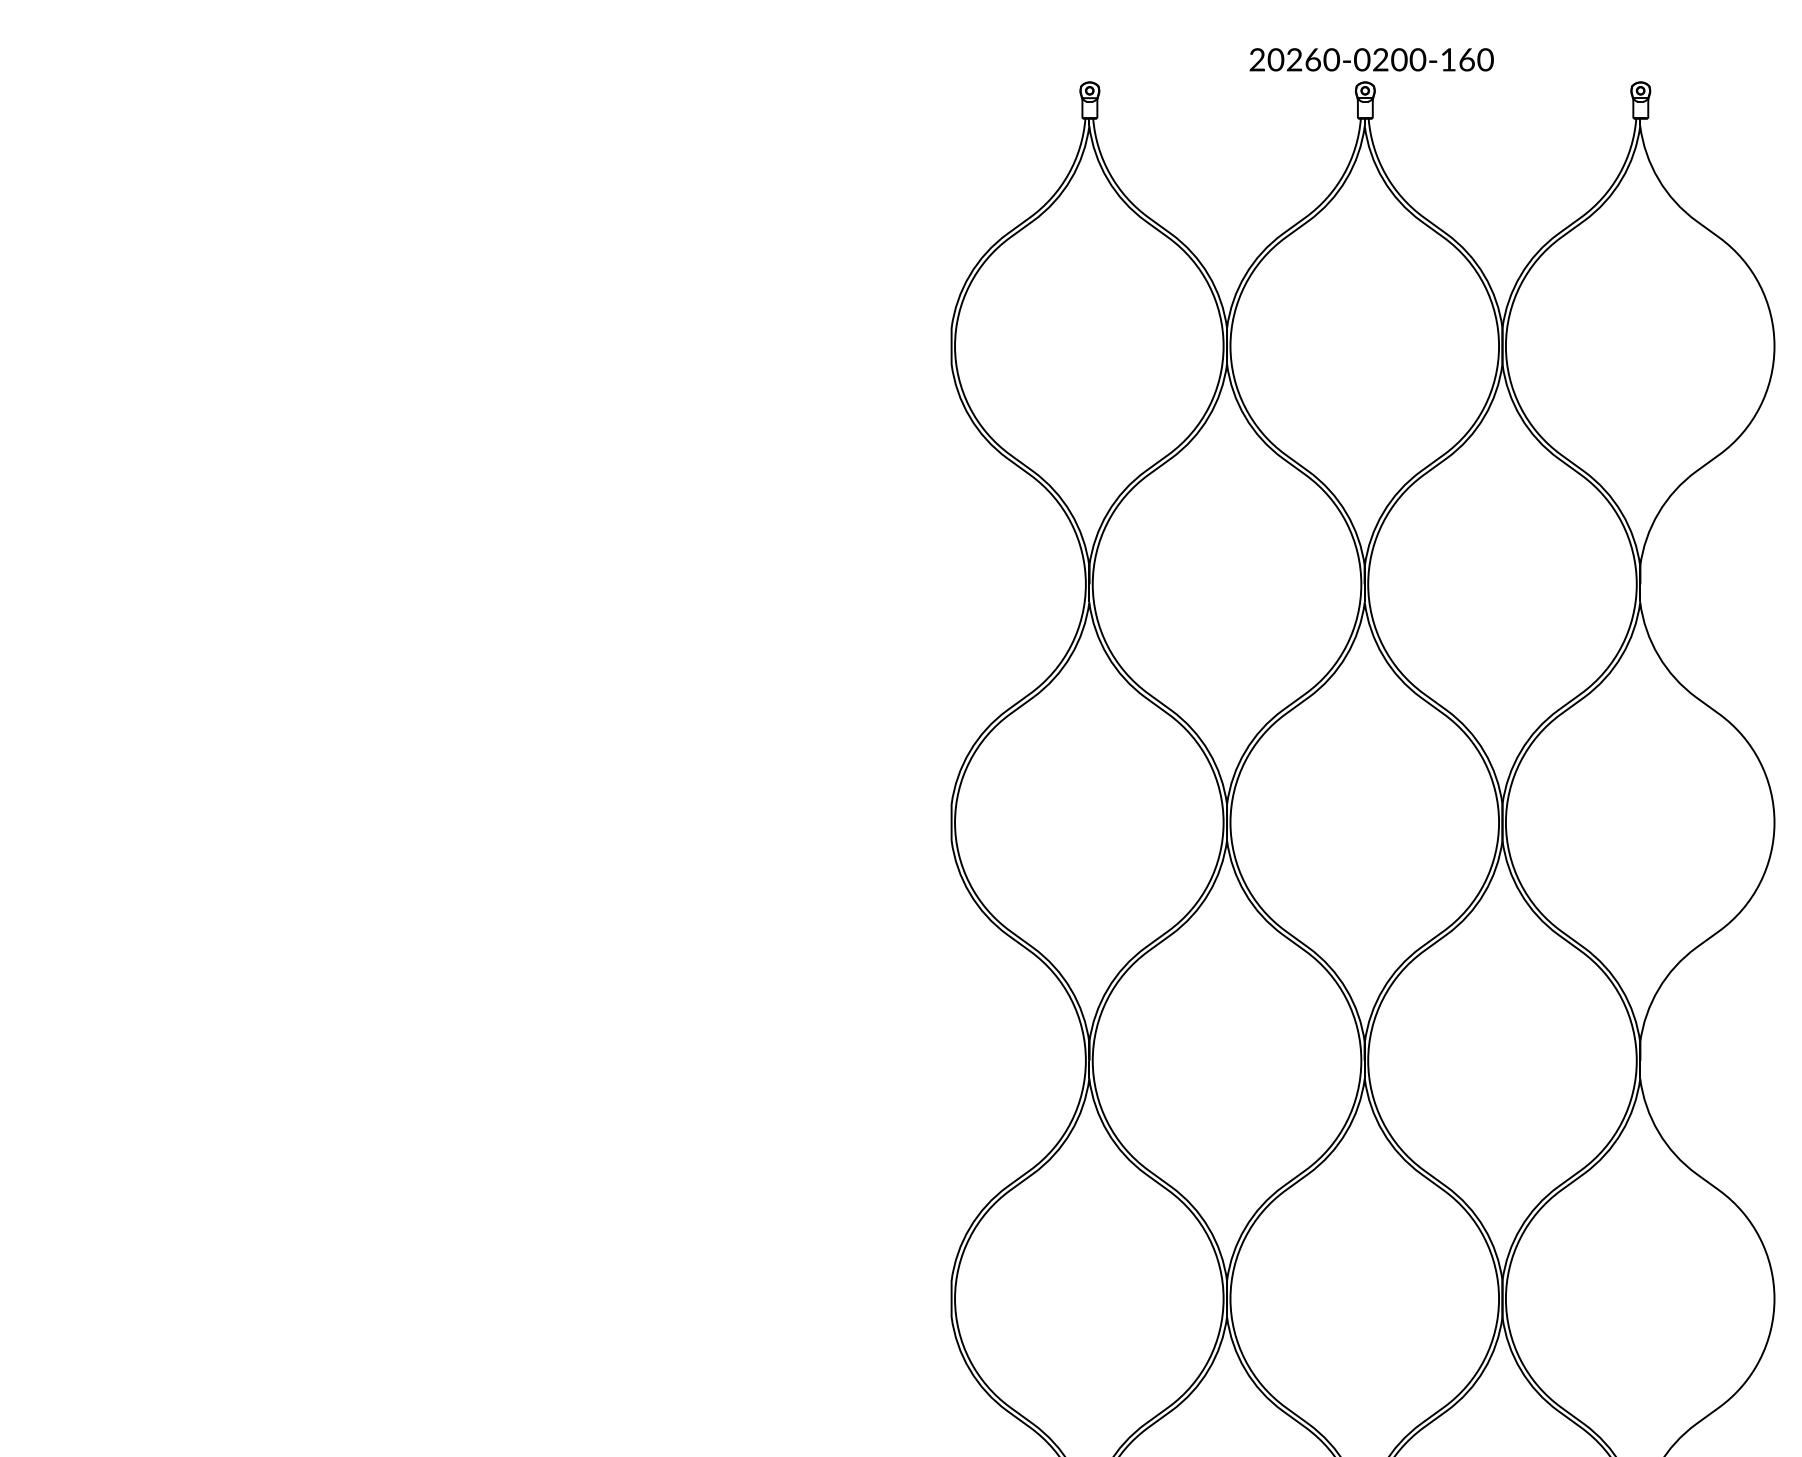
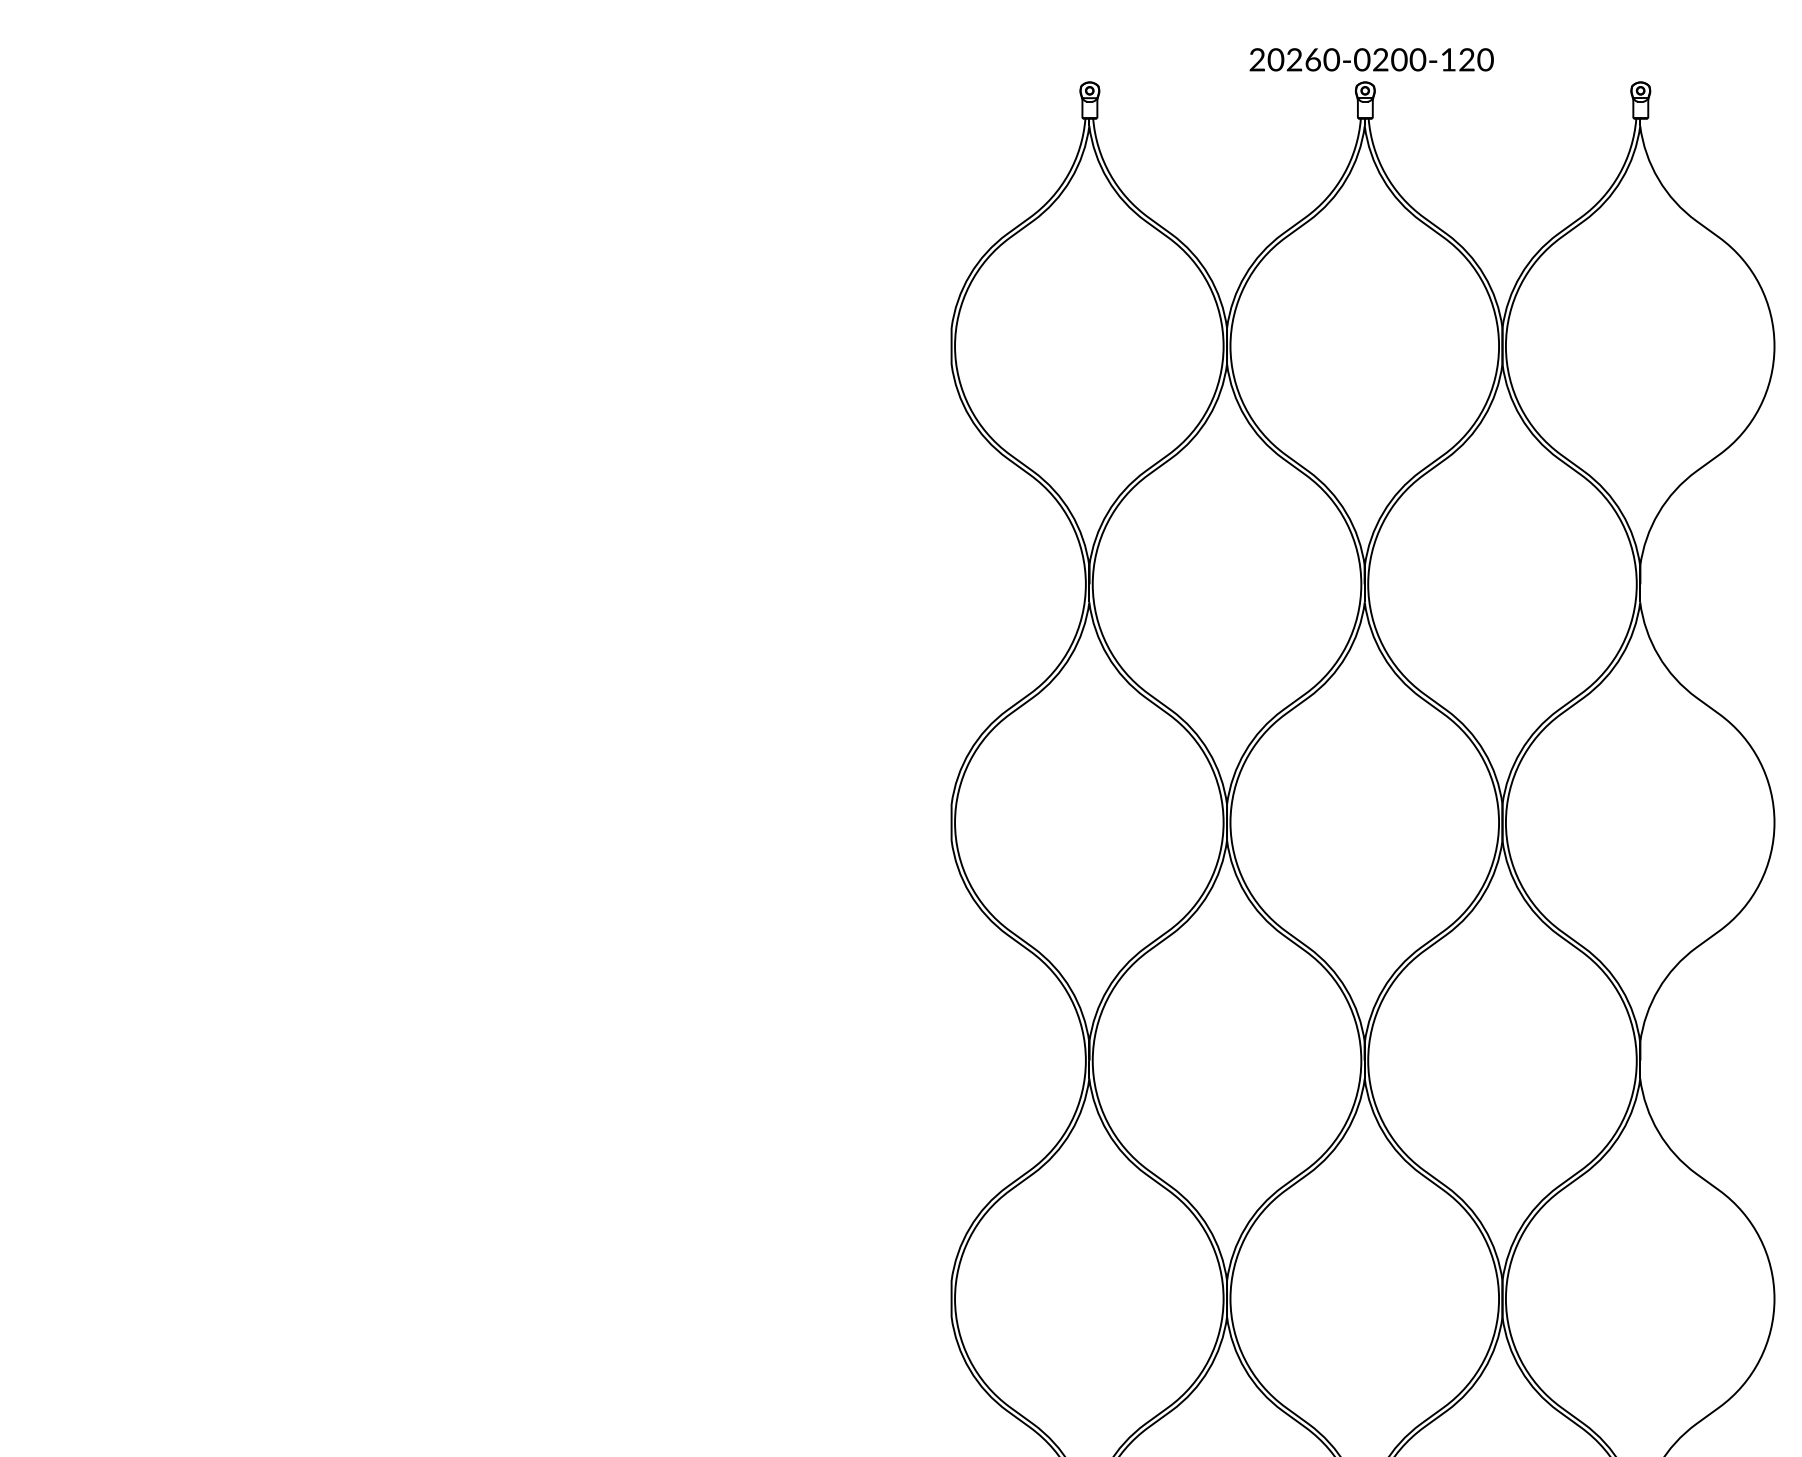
text: 20260-0200-160 -> 20260-0200-120 (1466, 59)
